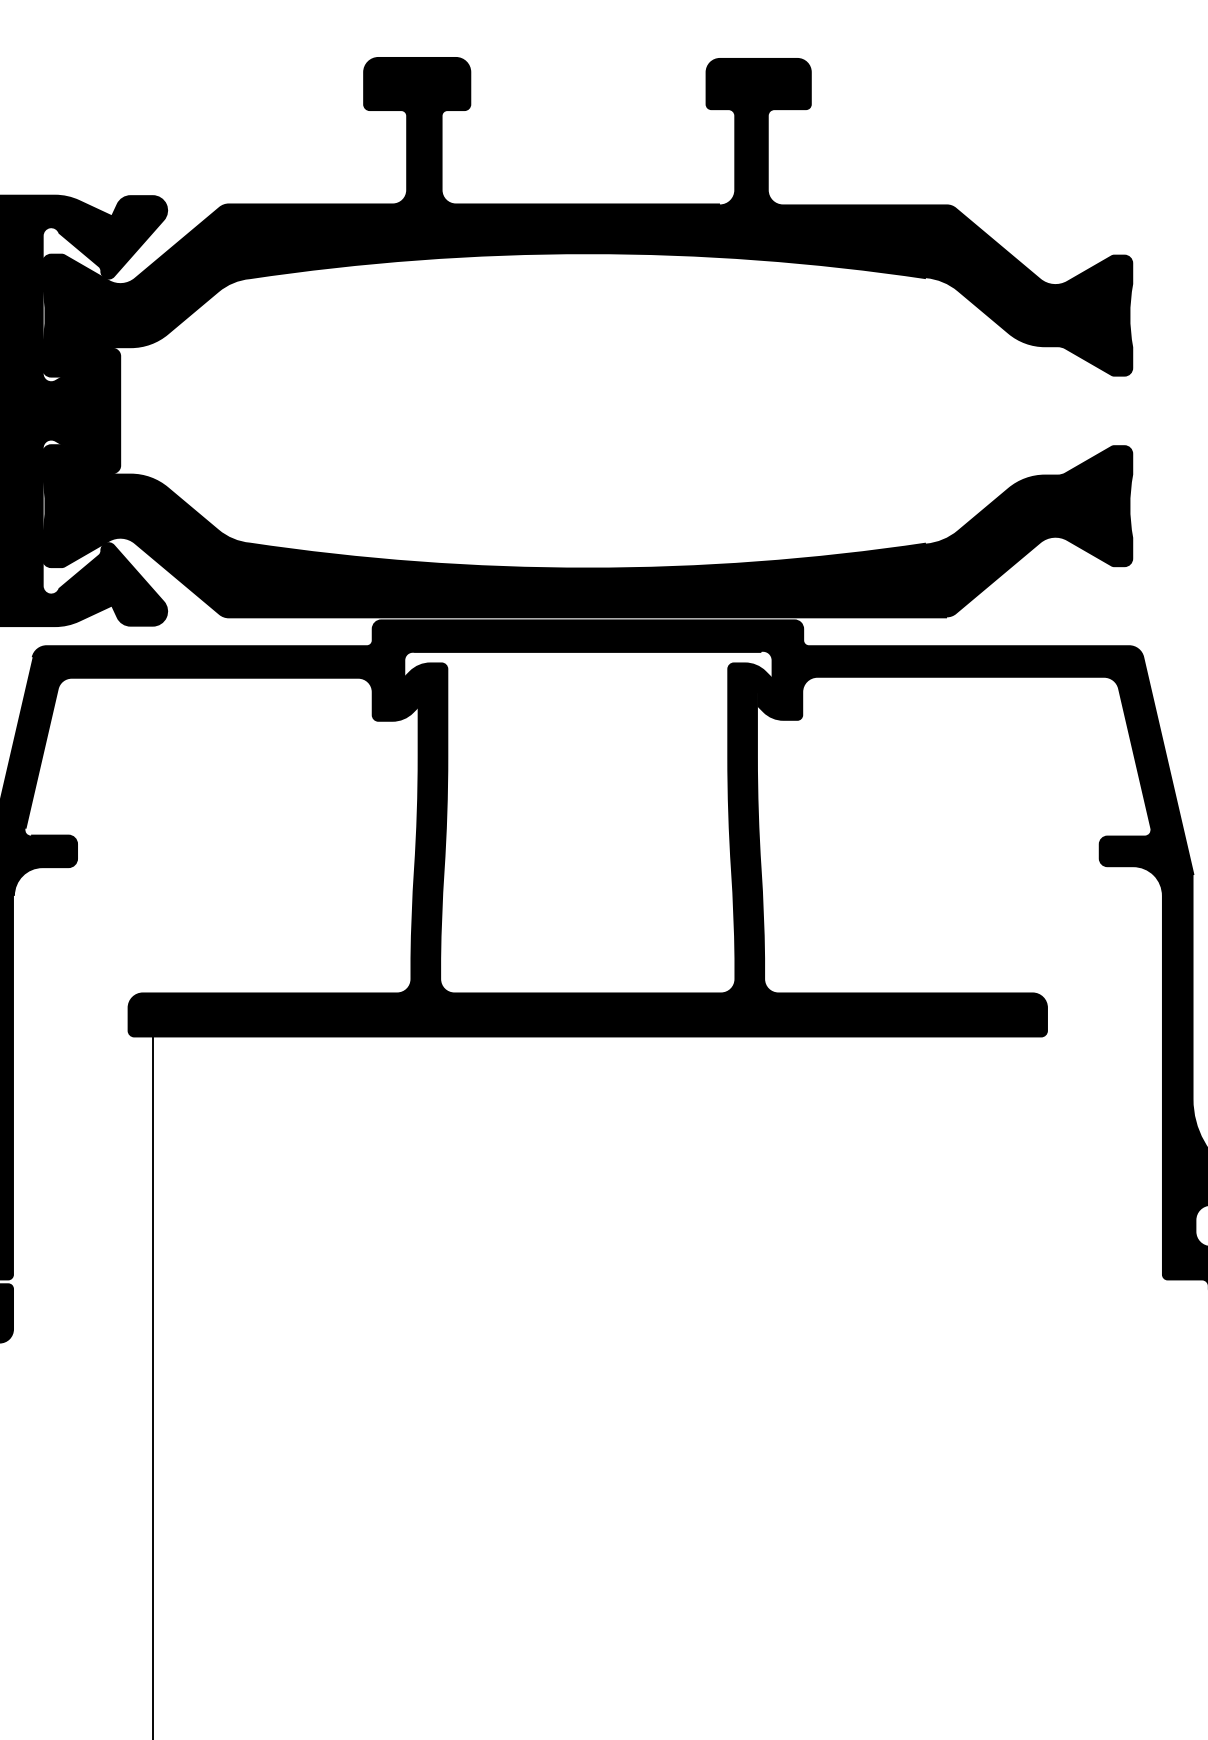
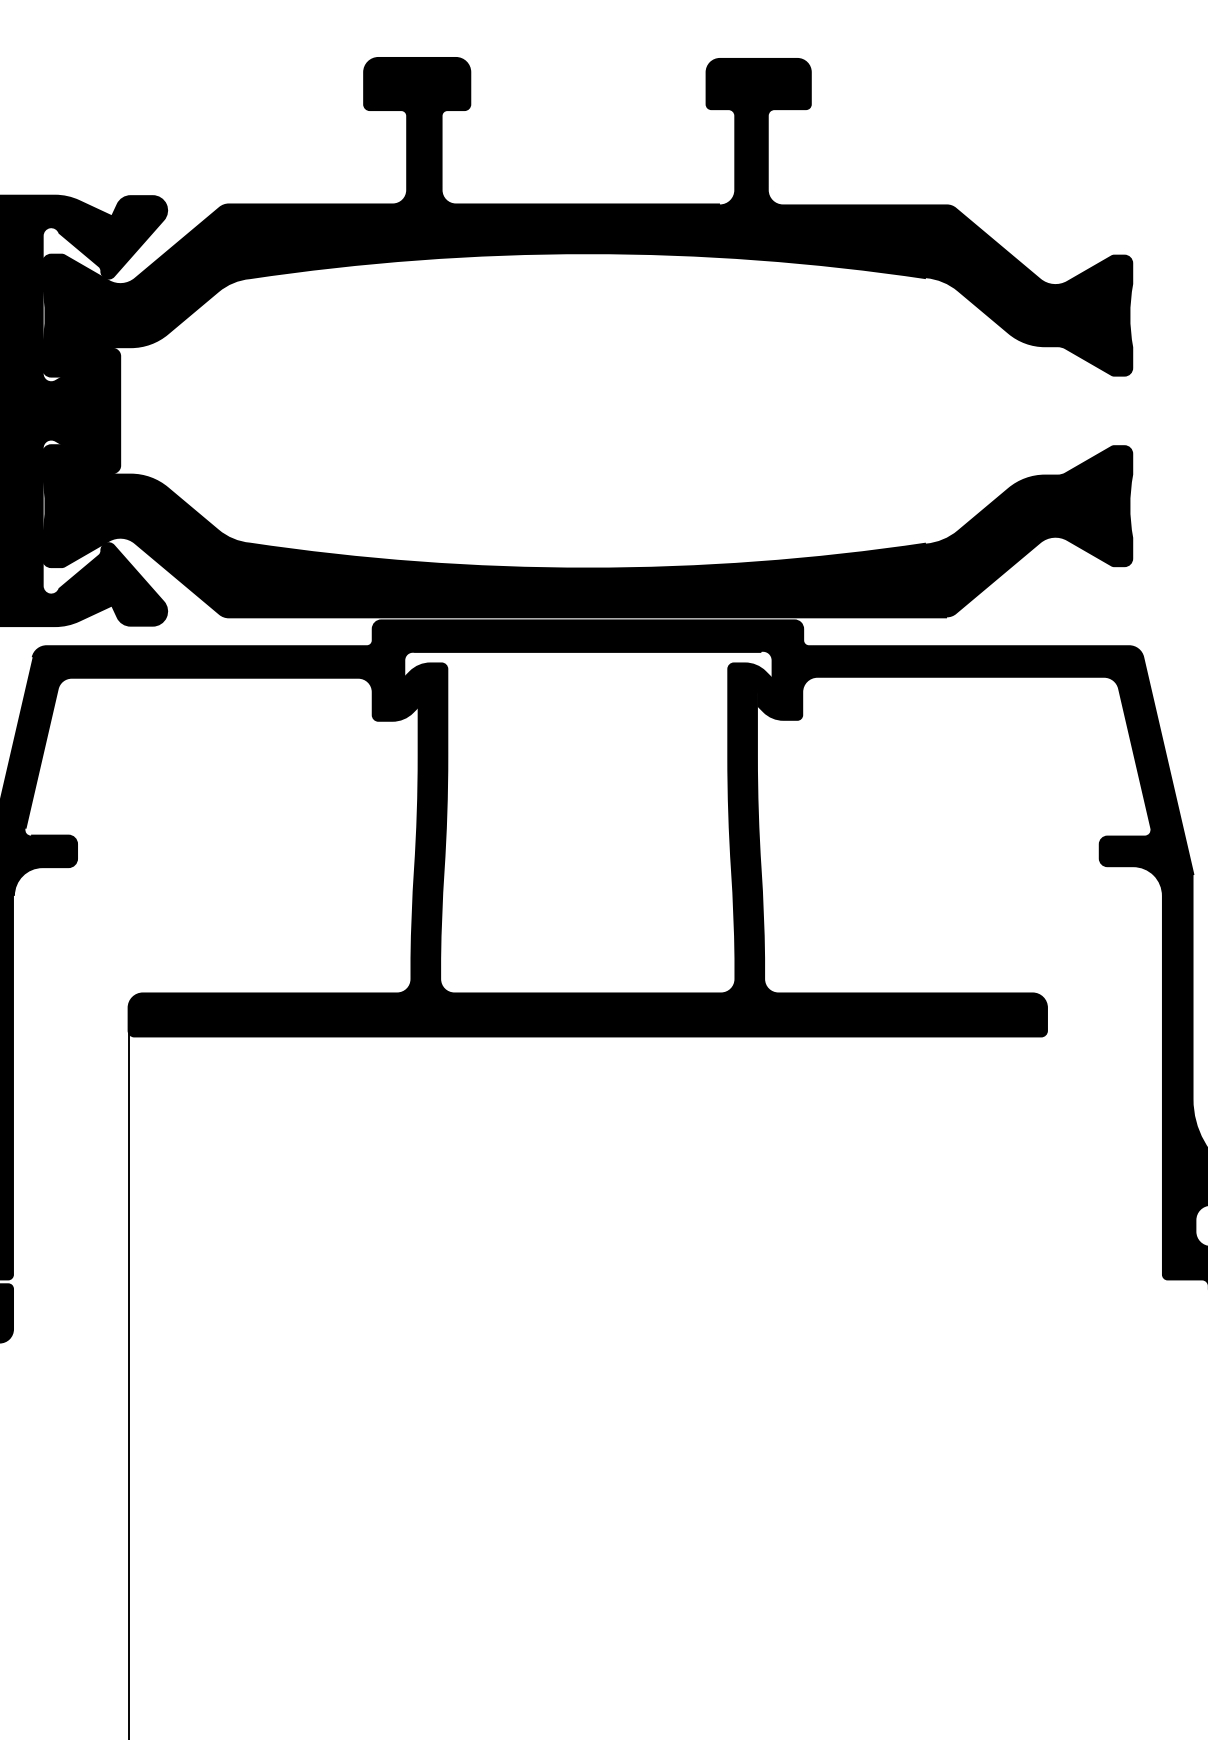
line position: (152, 1383) -> (128, 1383) (128, 1383)
